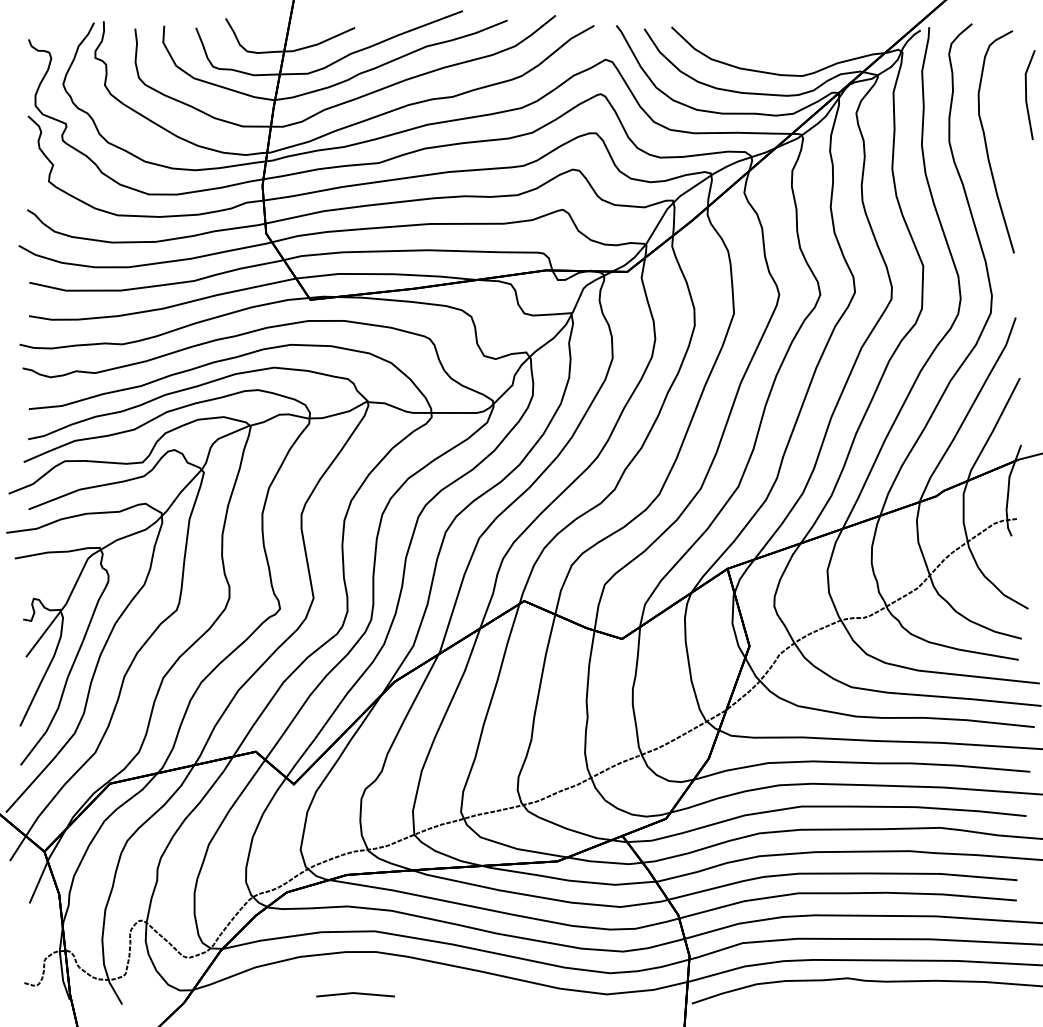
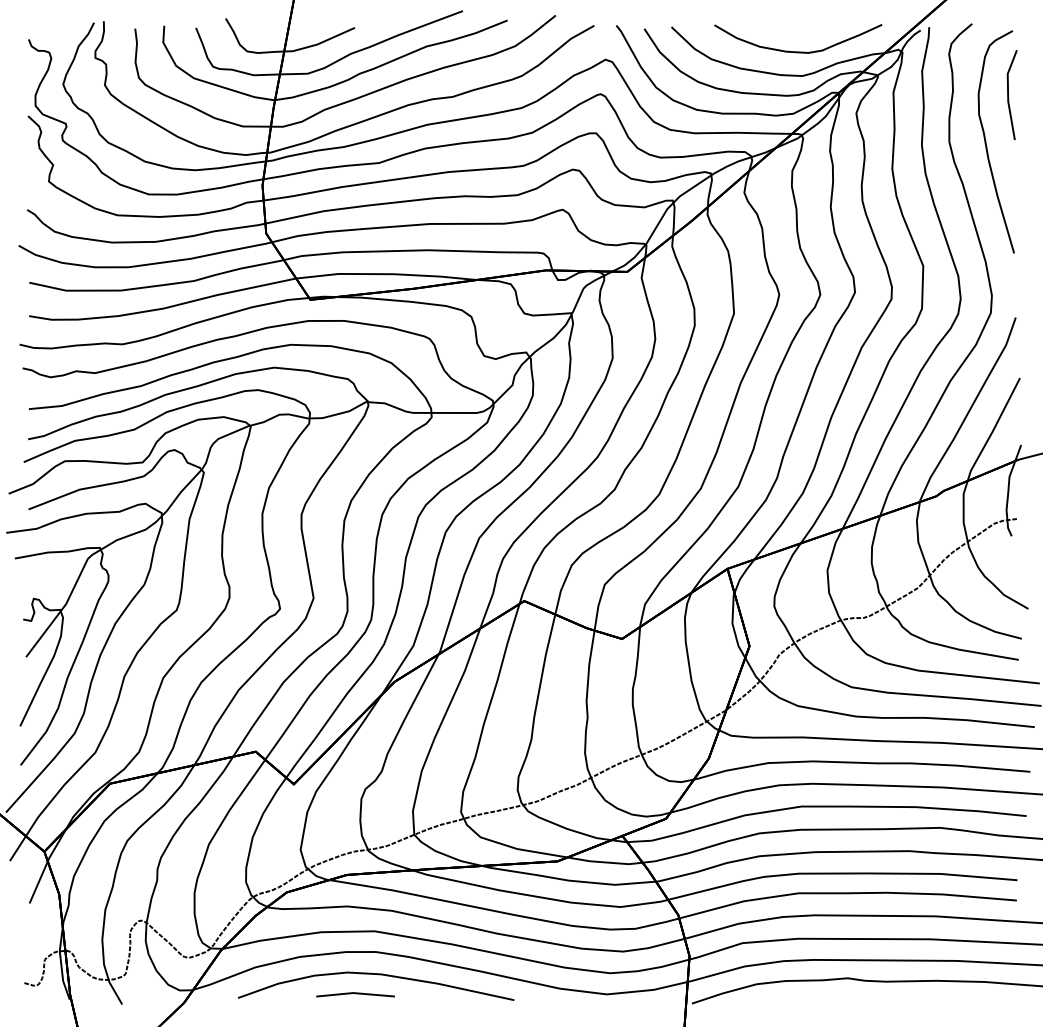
curve: none -> present (798, 51)
line position: (1027, 97) -> (1009, 97) (1009, 97)
curve: none -> present (377, 975)
